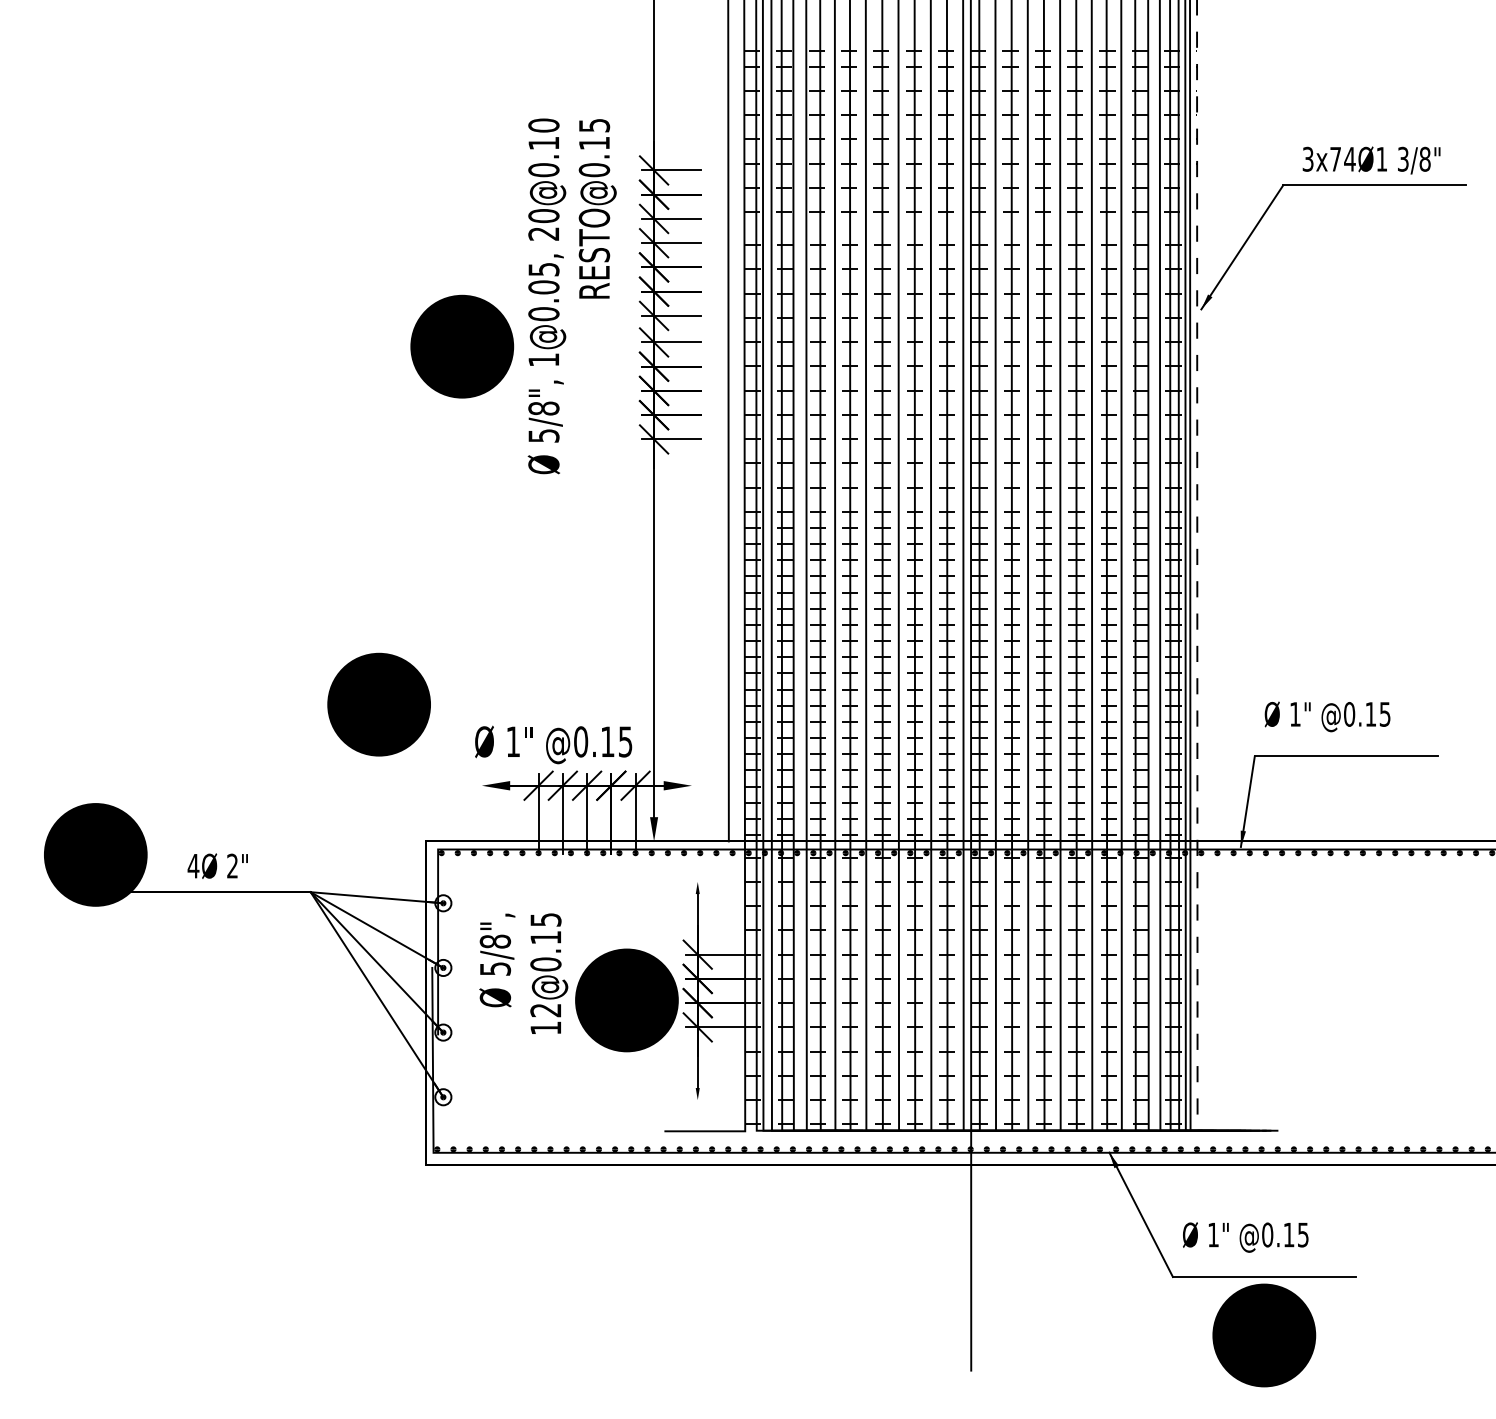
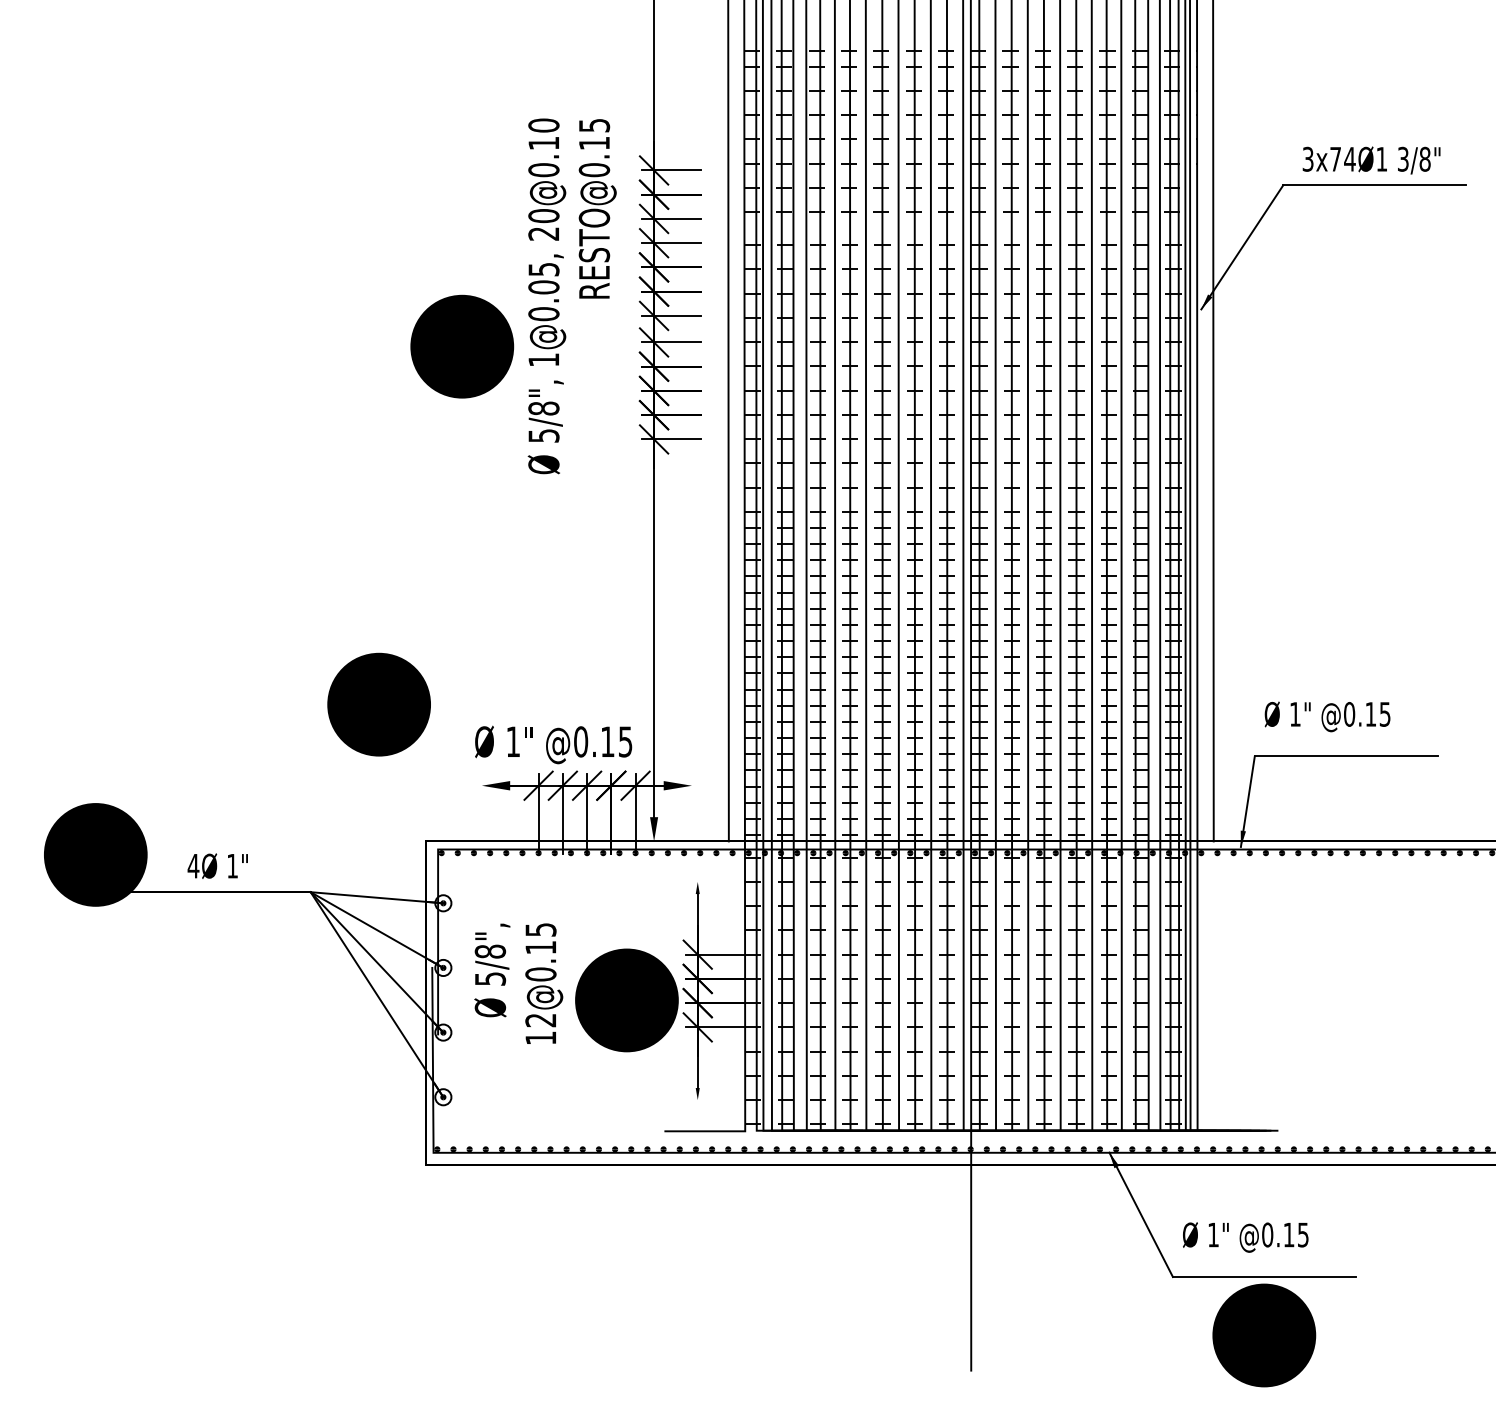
line: none -> present (1213, 421)
line: dashed -> solid (1197, 605)
text: 2" -> 1" (232, 865)
text position: (523, 973) -> (518, 983) (518, 983)
